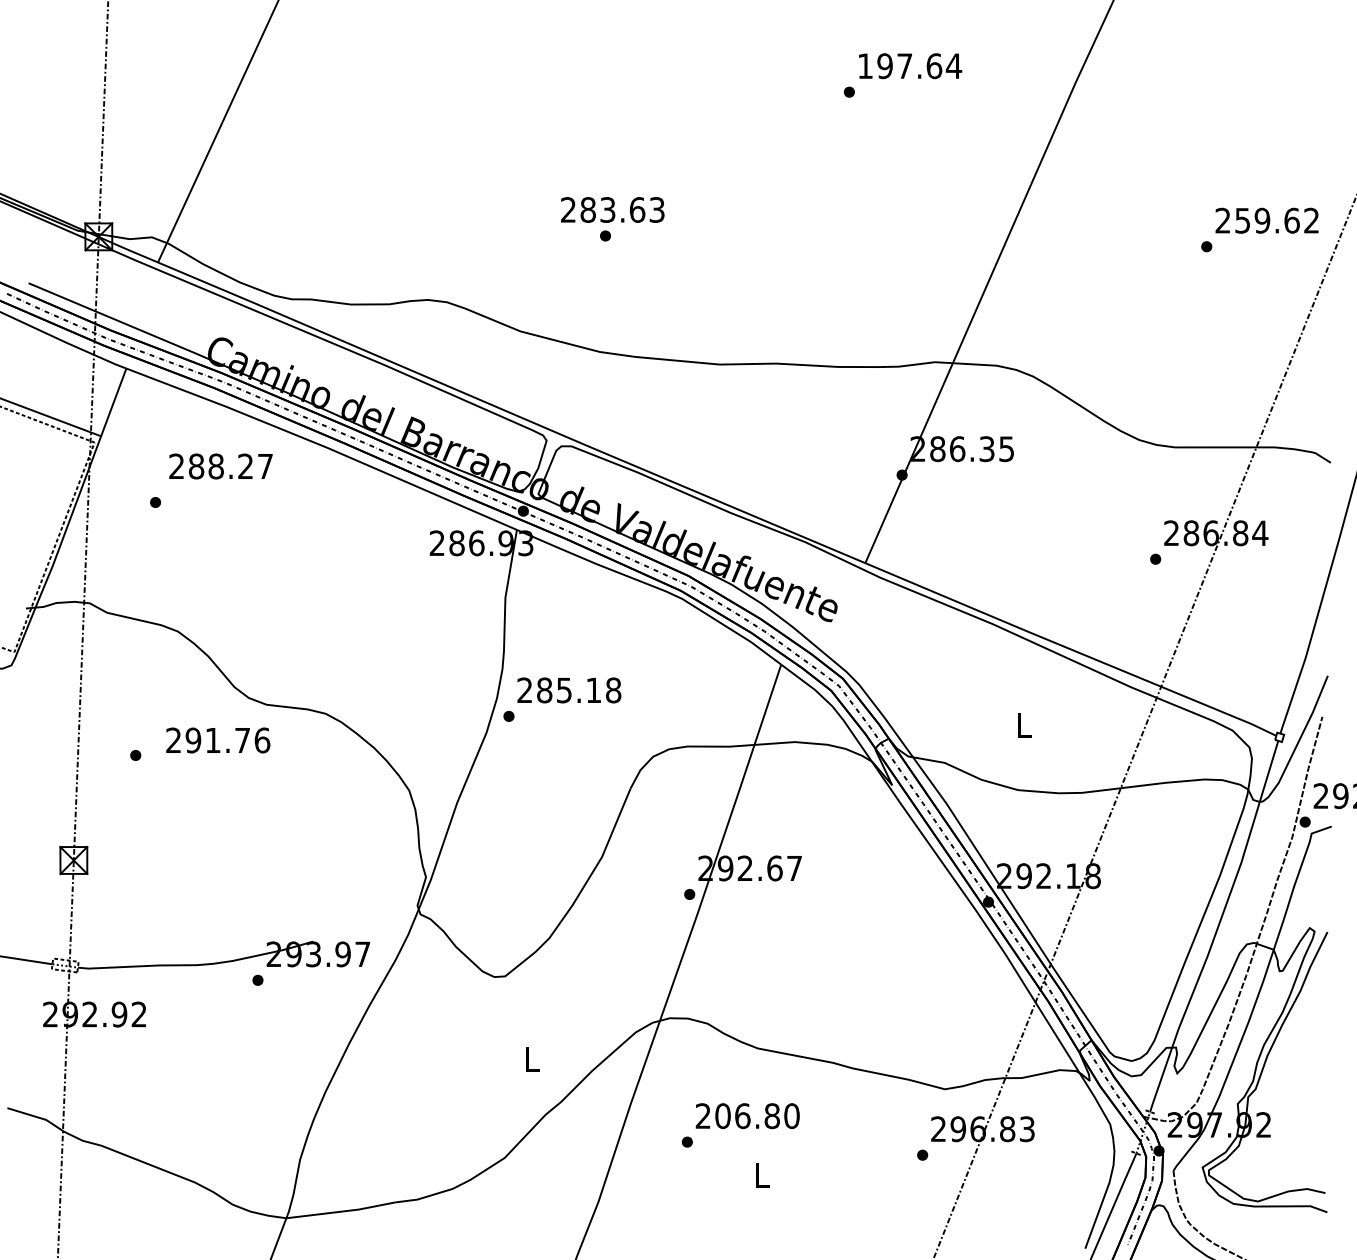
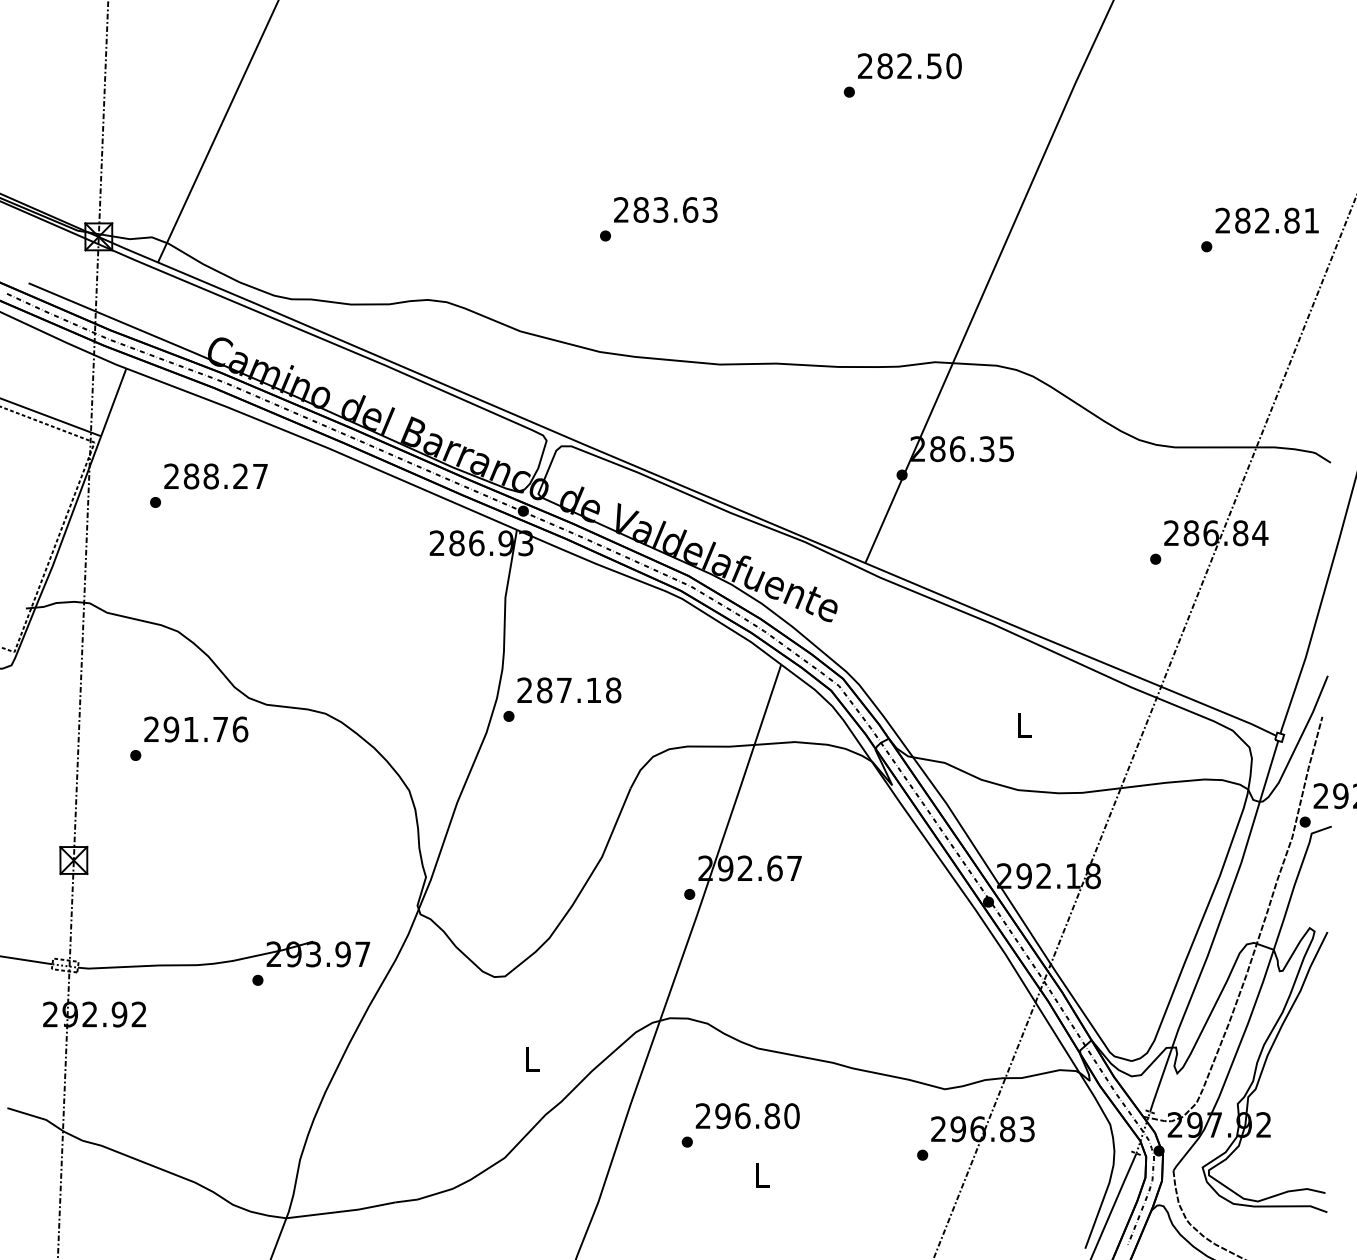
text: 197.64 -> 282.50 (910, 66)
text position: (612, 209) -> (665, 209) (665, 209)
text: 259.62 -> 282.81 (1276, 220)
text position: (220, 466) -> (215, 476) (215, 476)
text: 285.18 -> 287.18 (564, 690)
text position: (218, 740) -> (196, 729) (196, 729)
text: 206.80 -> 296.80 (722, 1116)
